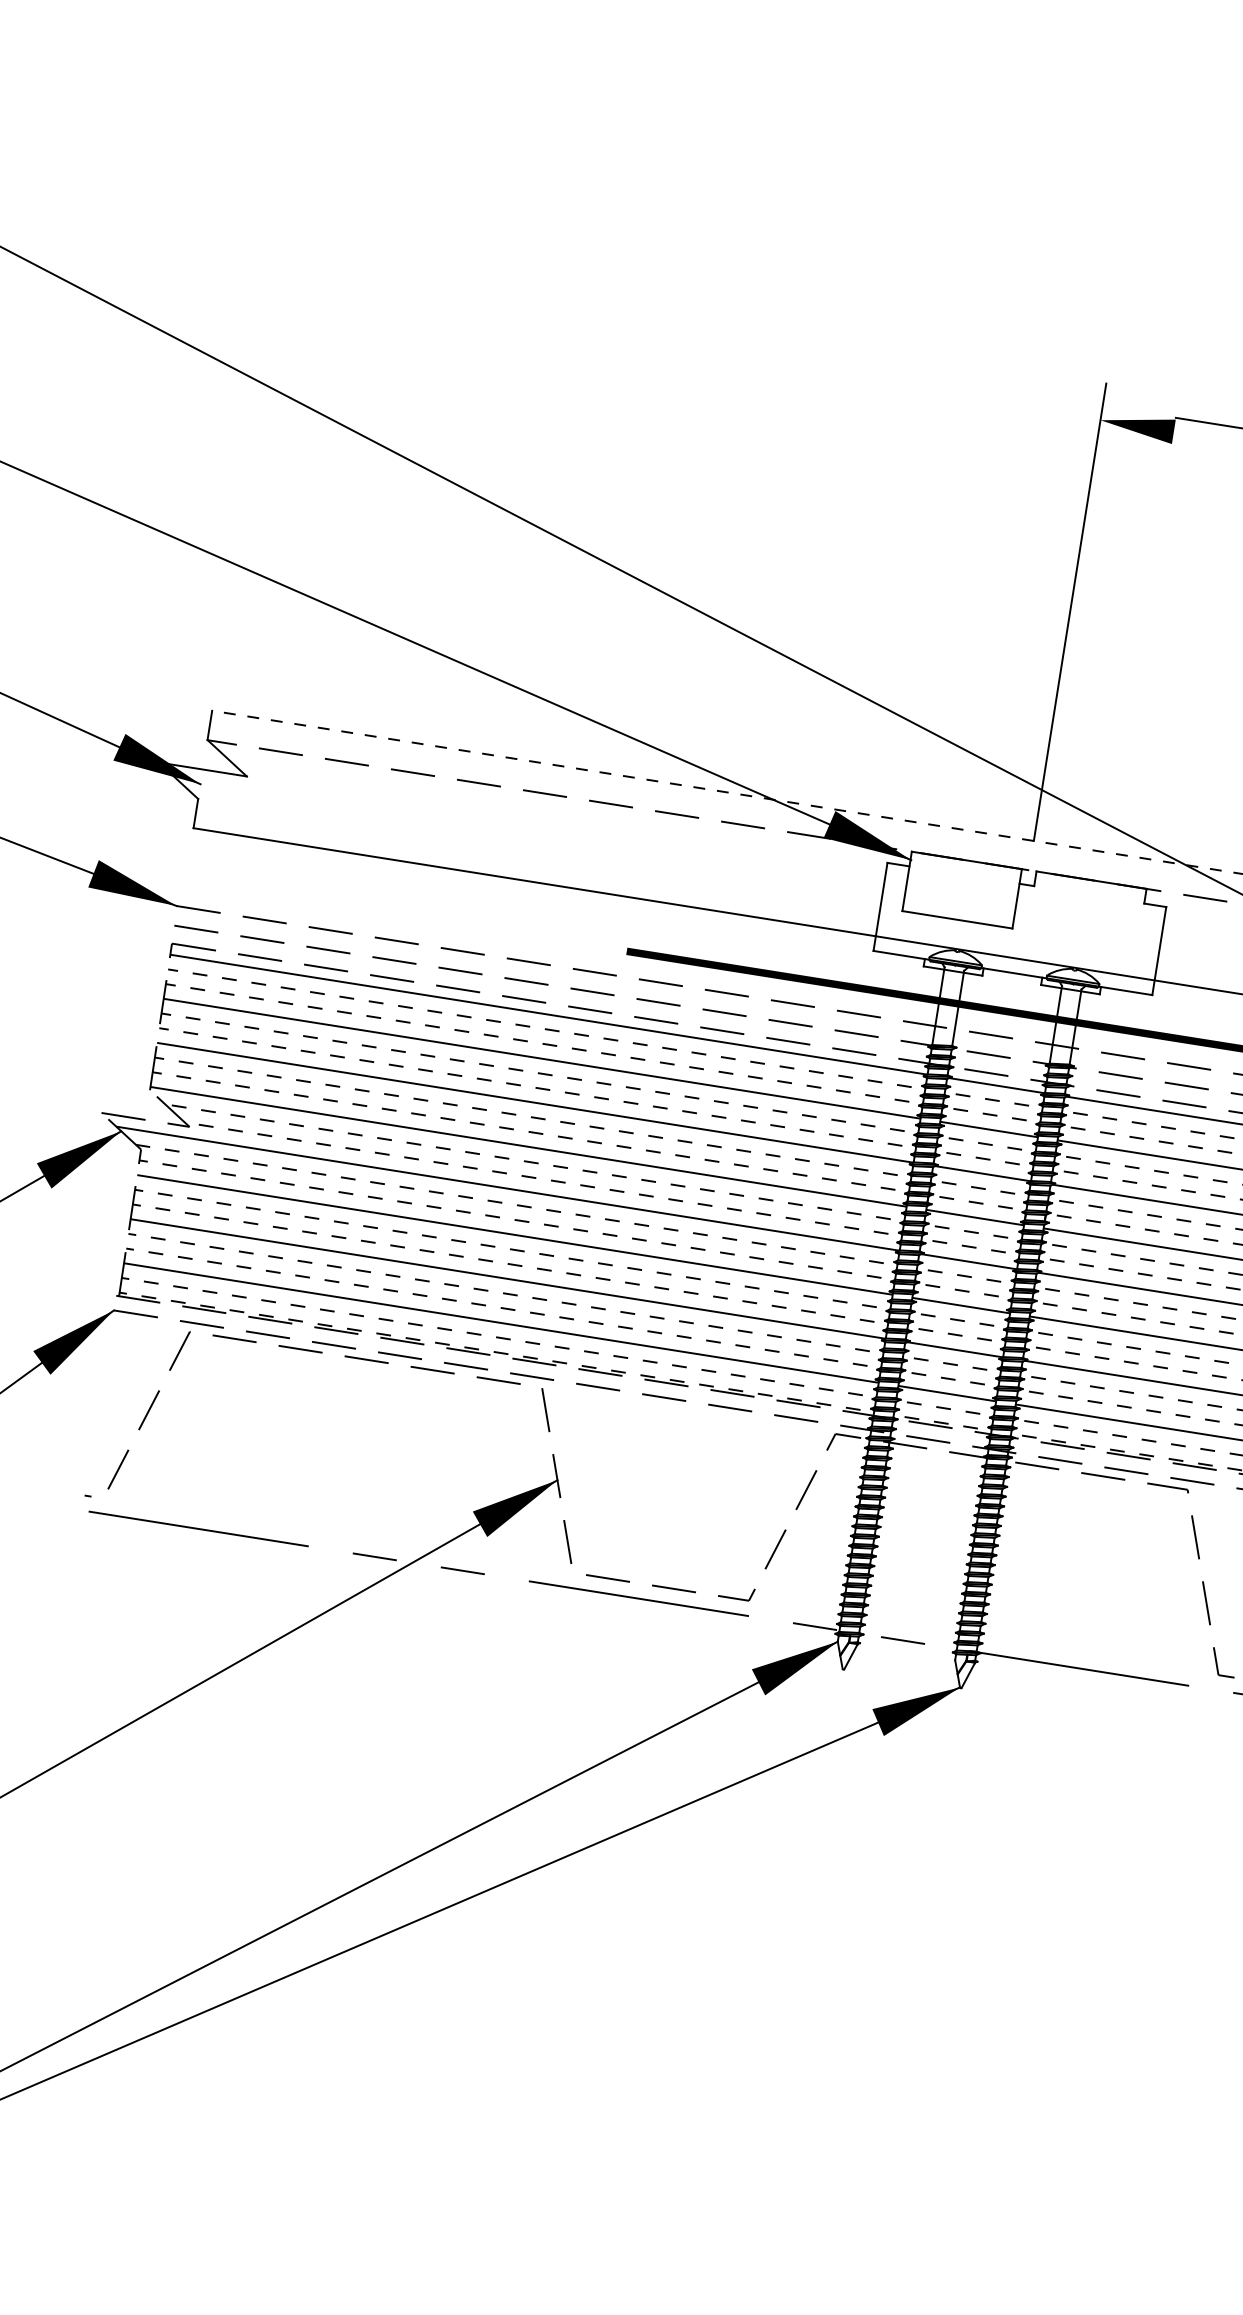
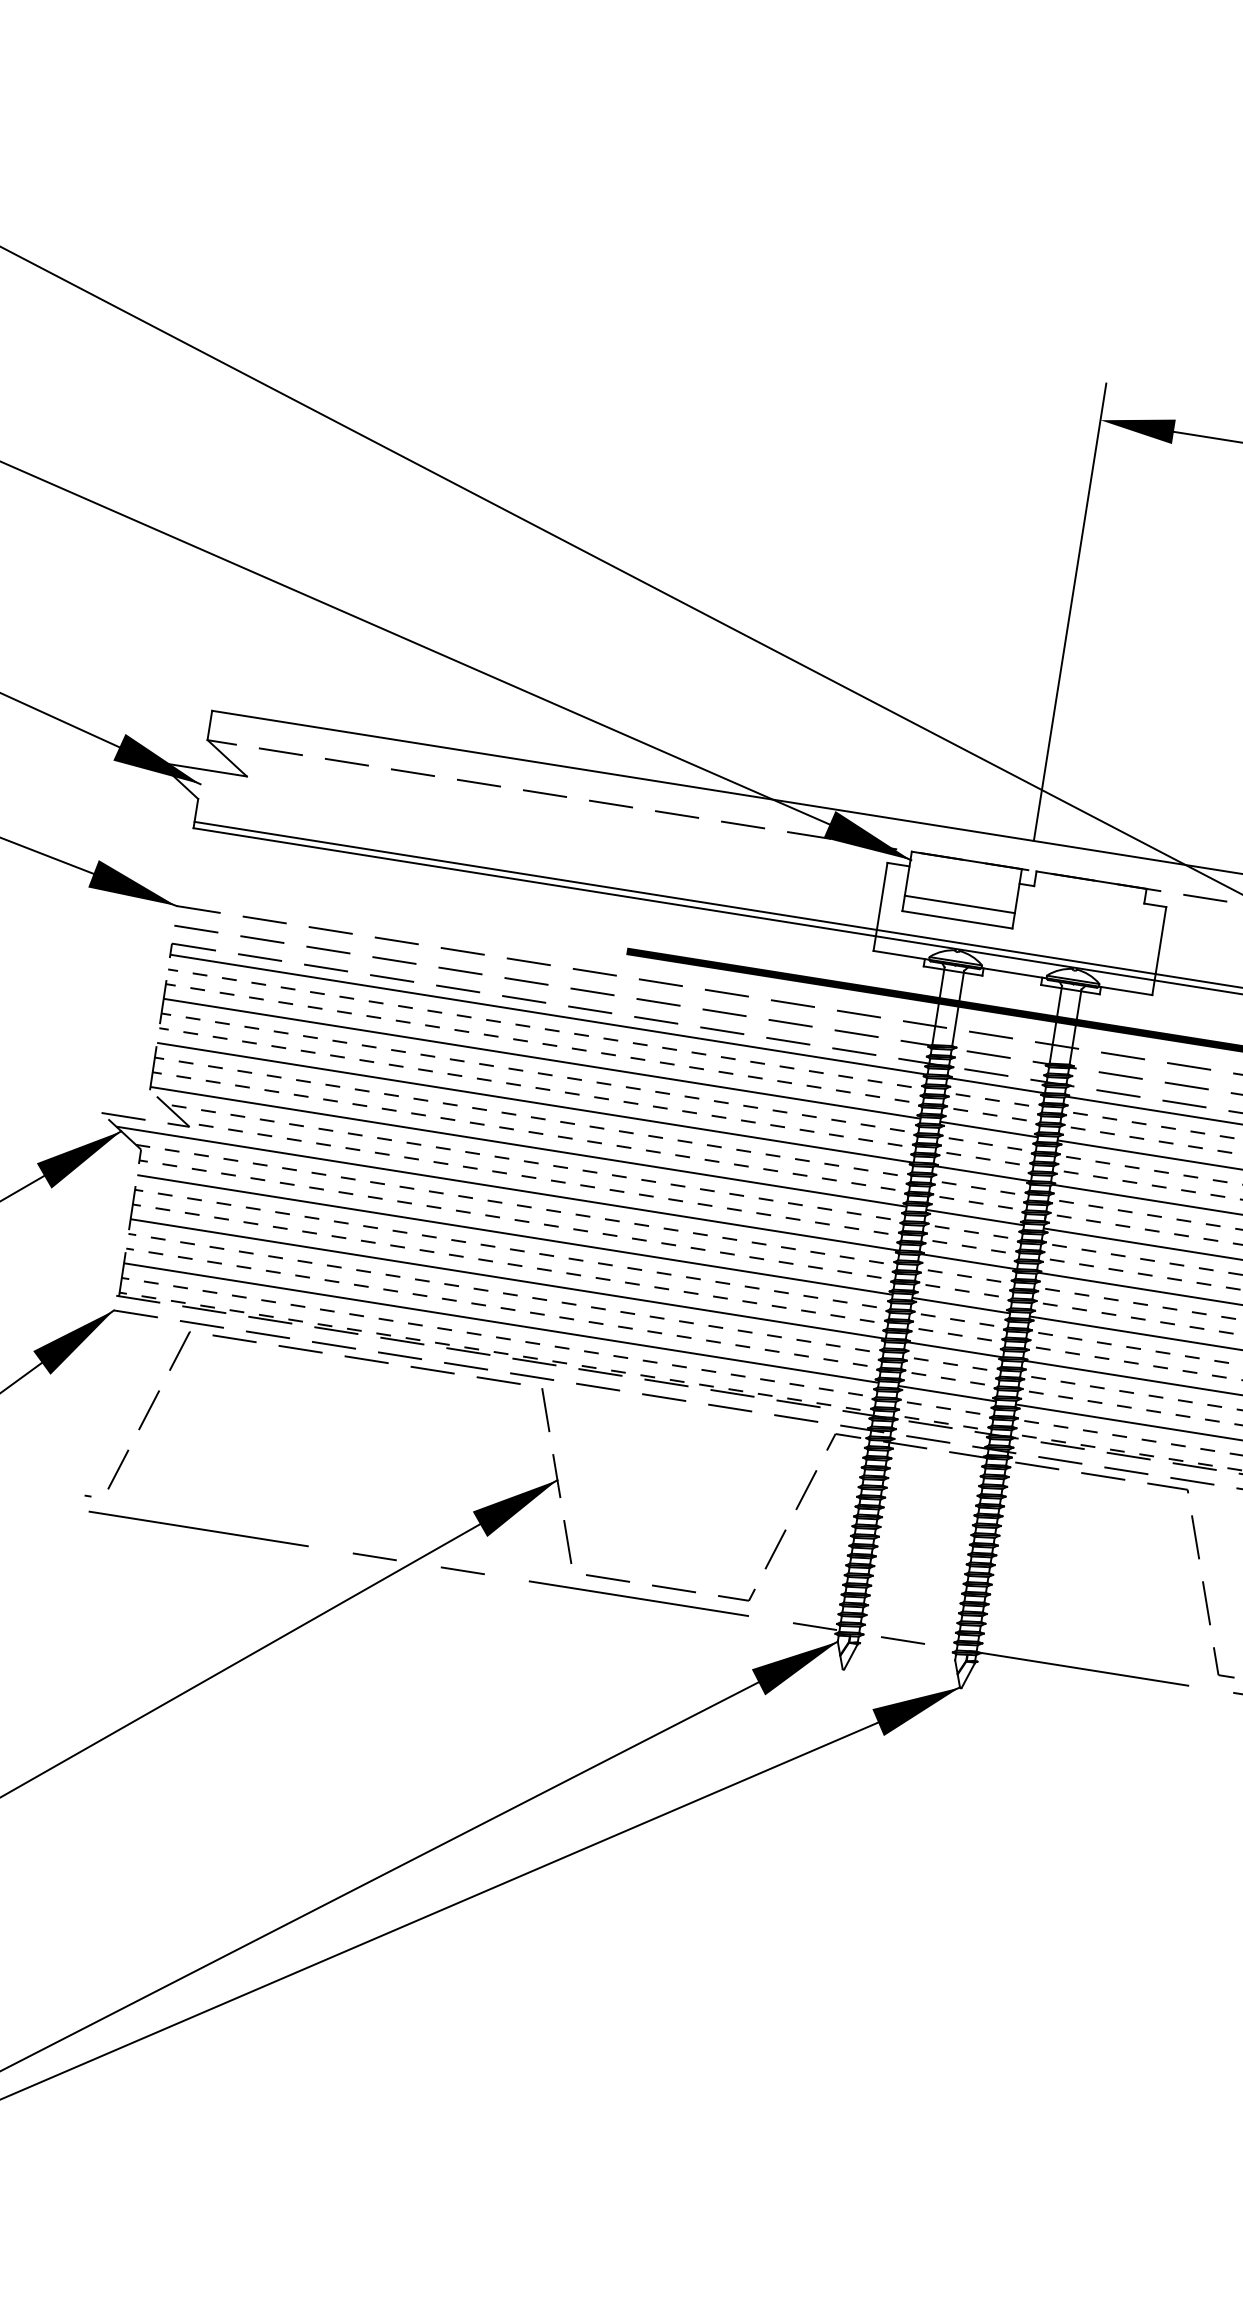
line position: (1207, 422) -> (1206, 436) (1206, 436)
line: dashed -> solid (726, 792)
line: none -> present (716, 904)
line: none -> present (959, 904)
